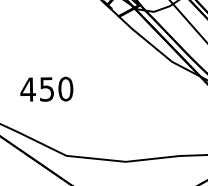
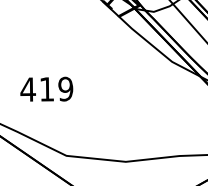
text: 450 -> 419 (56, 89)
